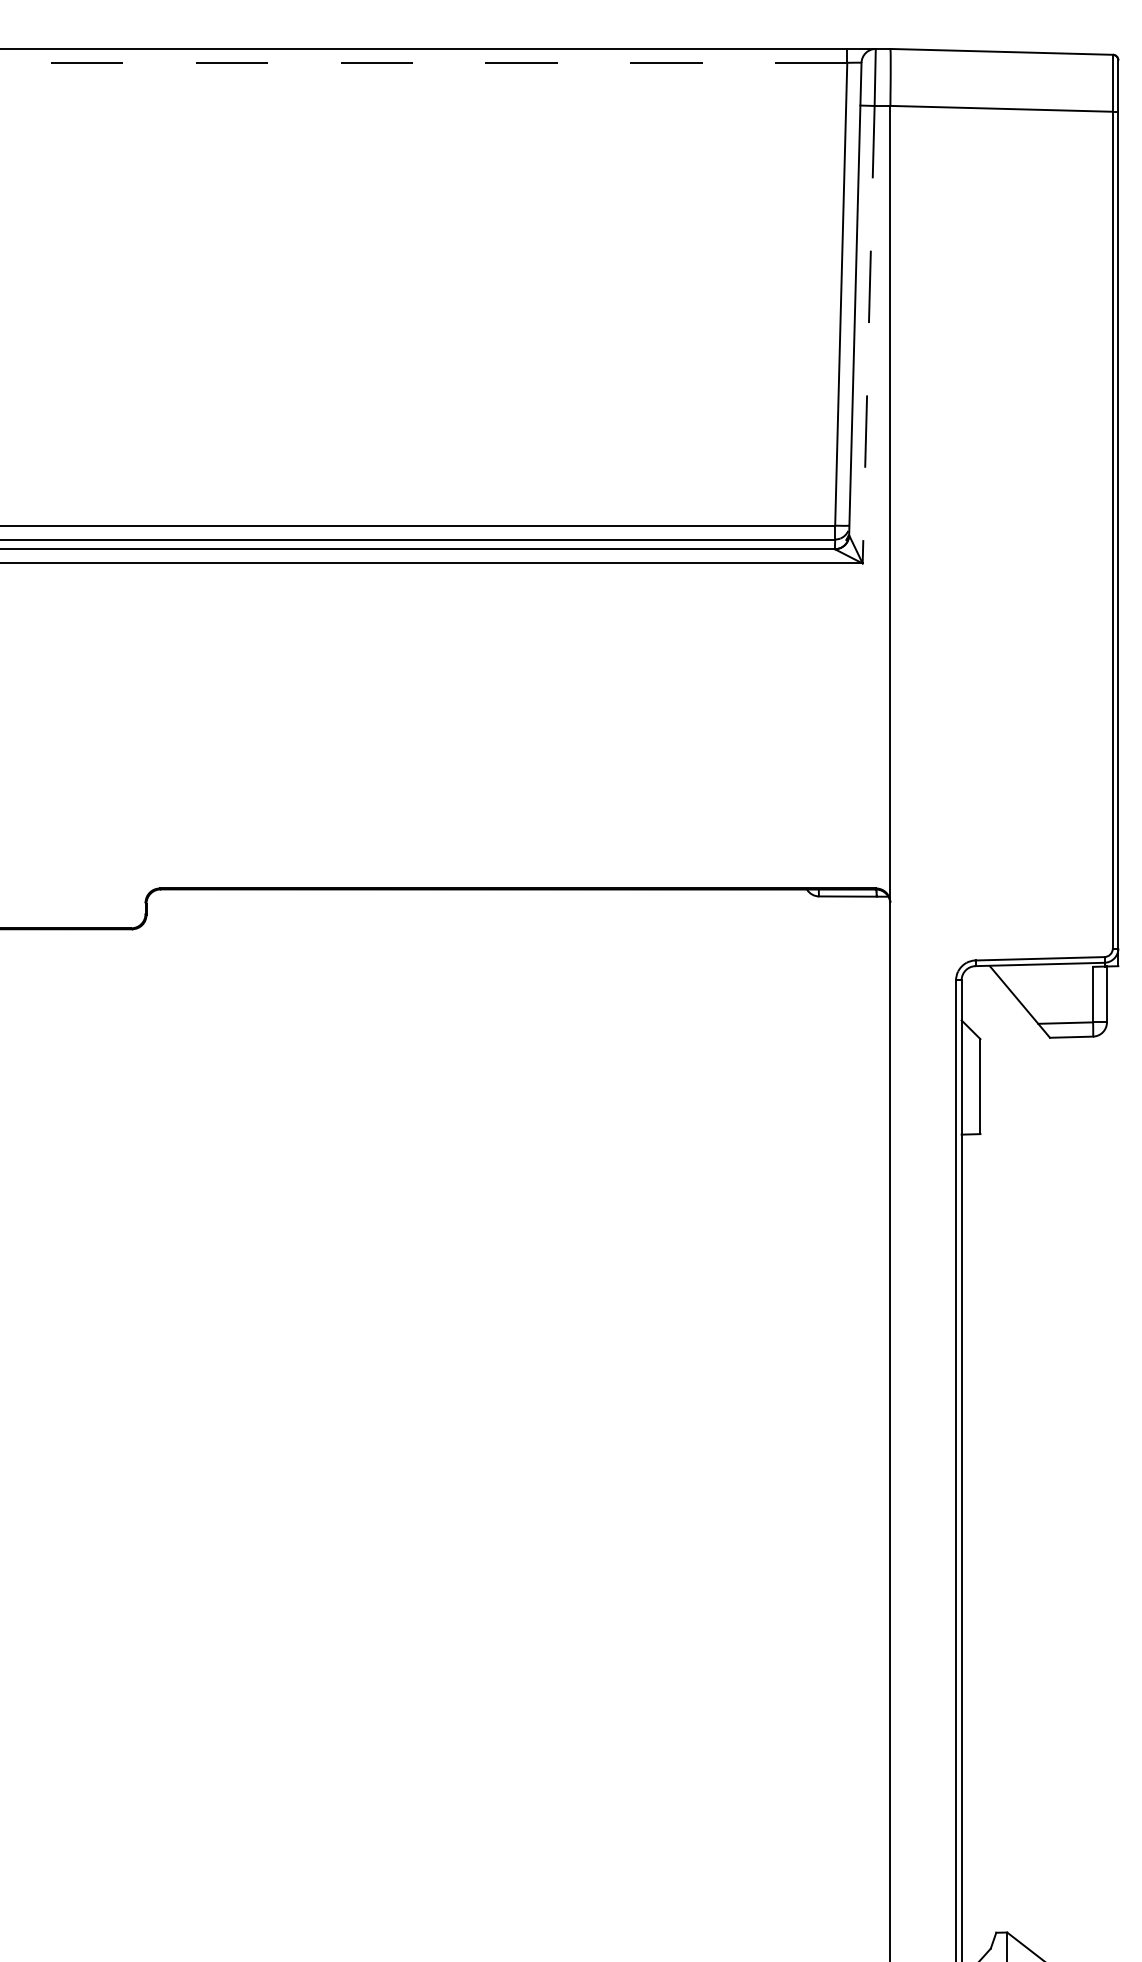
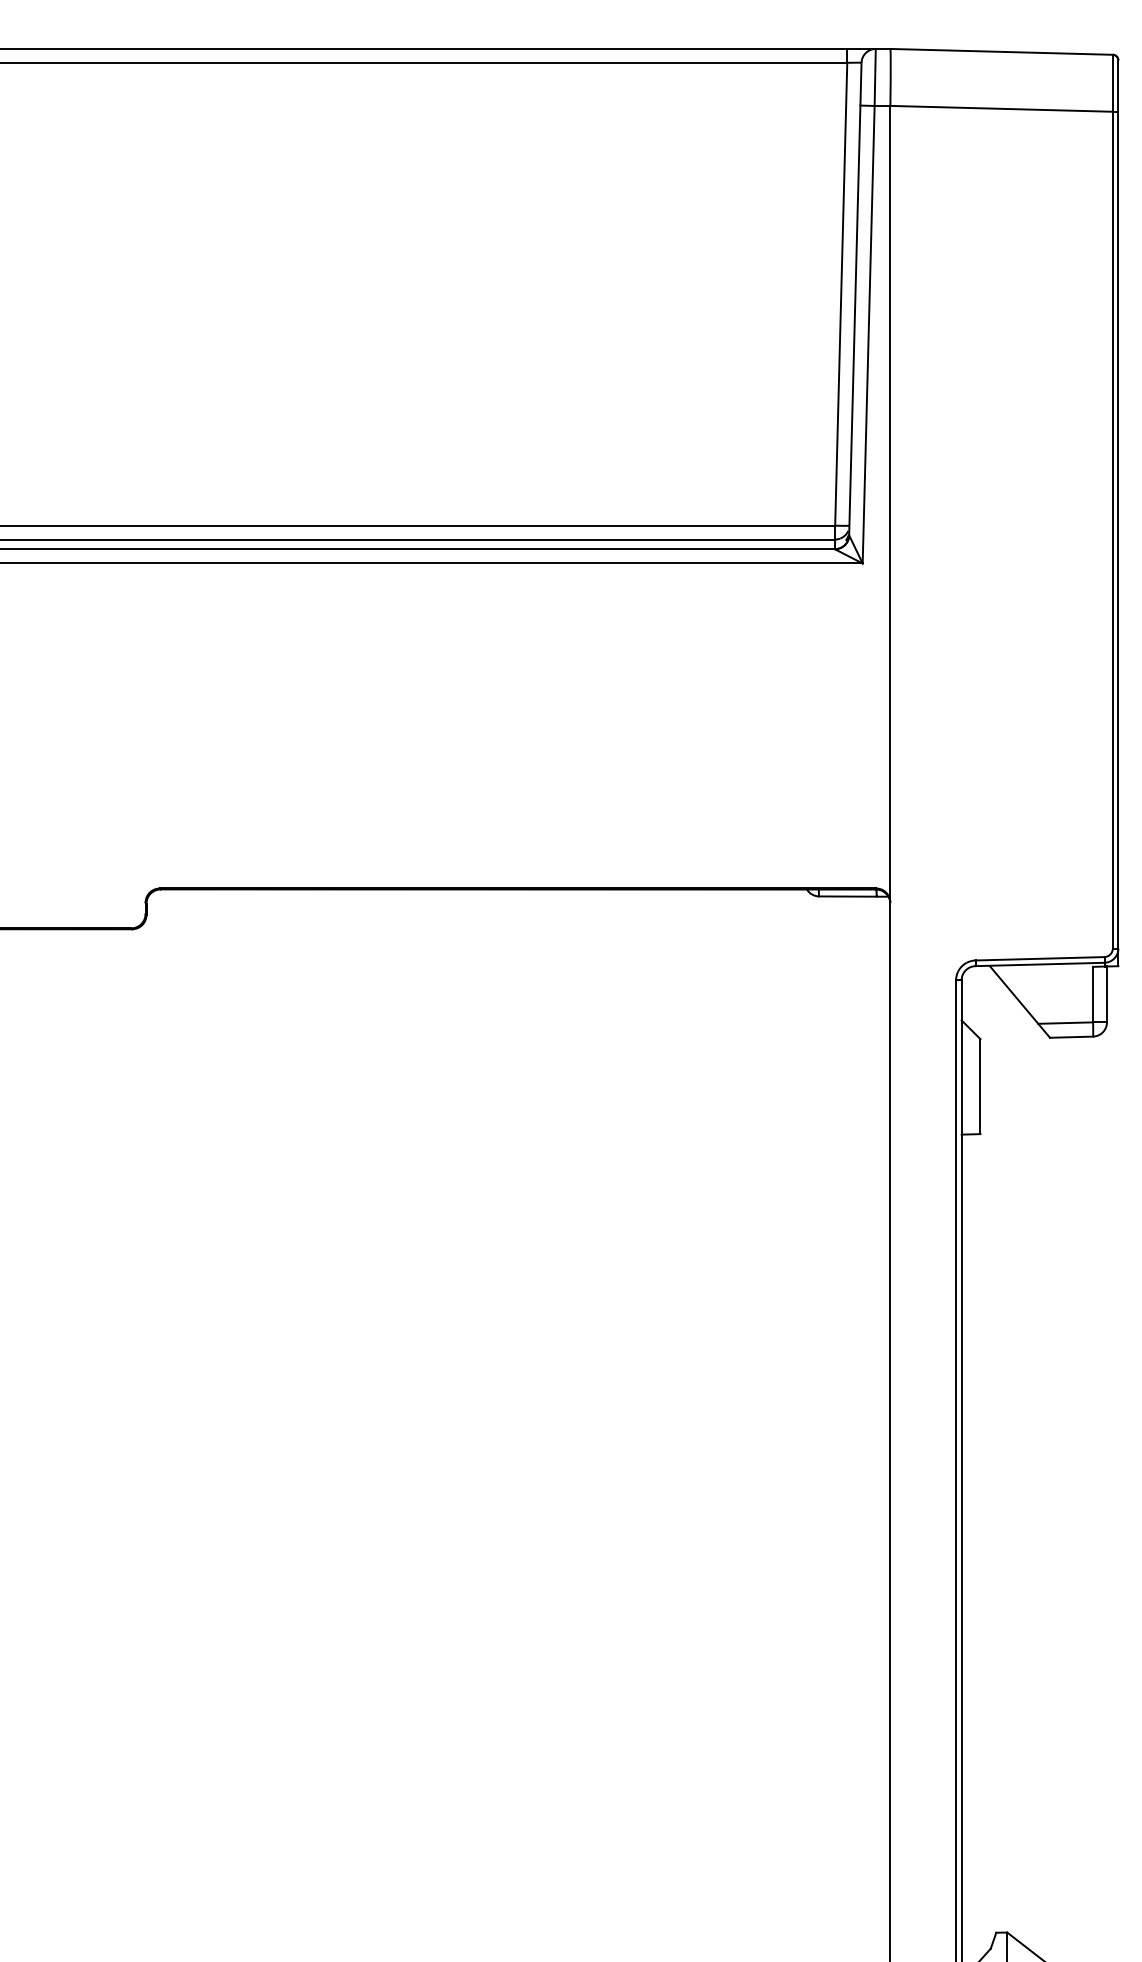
line: dashed -> solid (423, 62)
line: dashed -> solid (868, 334)
